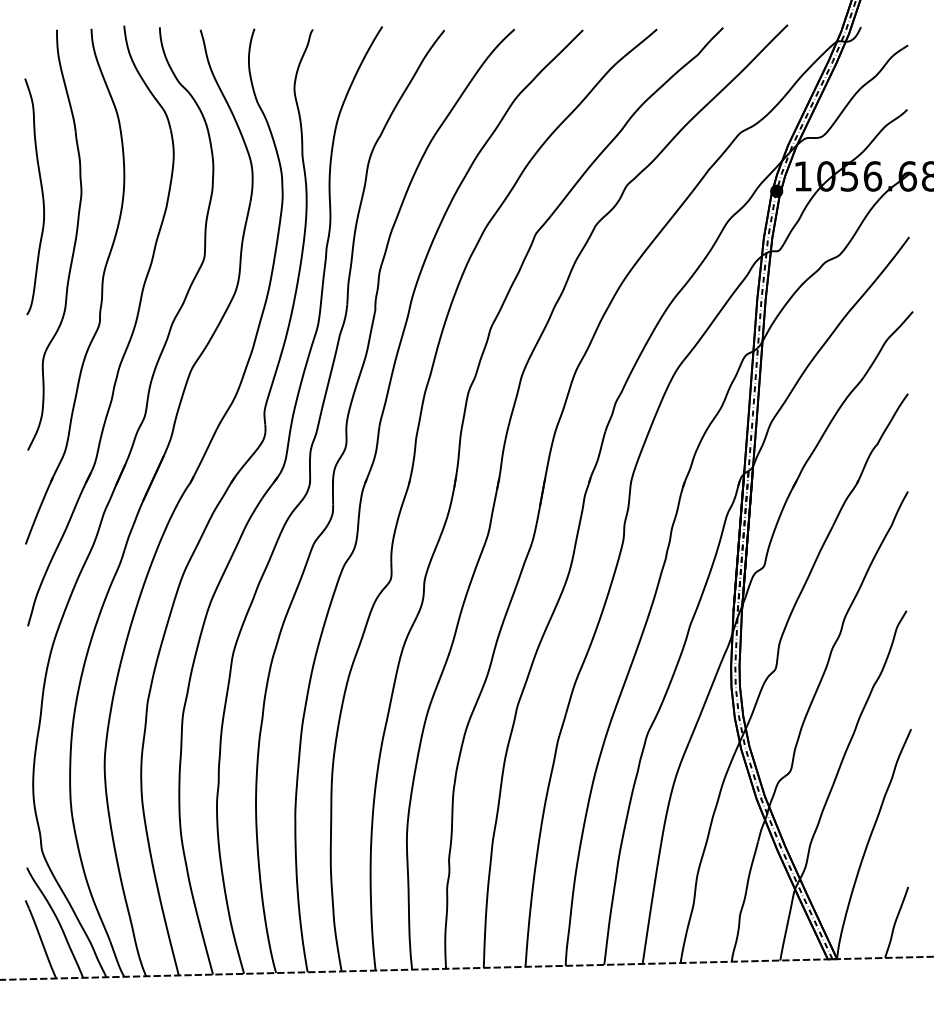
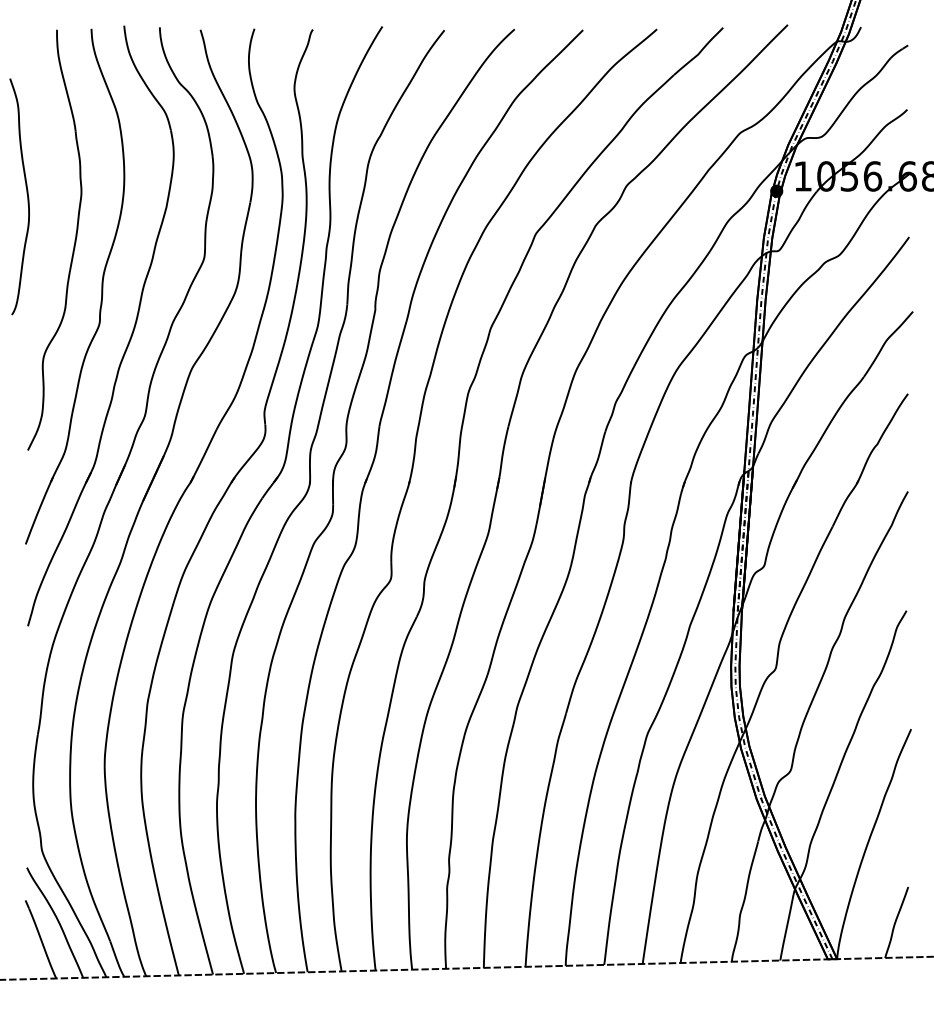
curve position: (41, 193) -> (26, 193) (26, 193)
